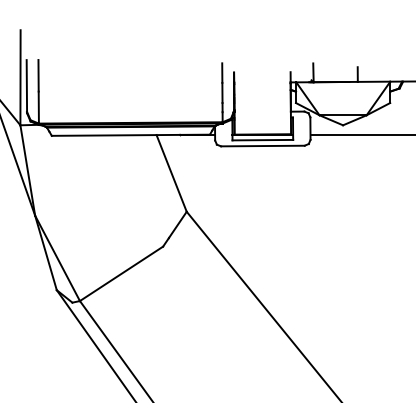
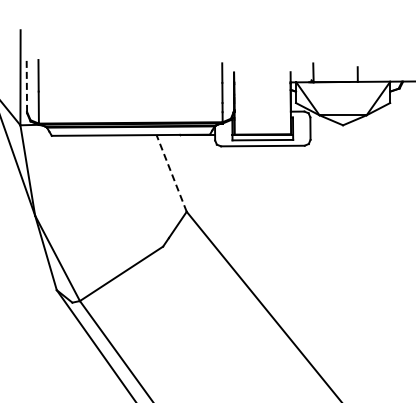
line: solid -> dashed (26, 86)
line: present -> none (361, 135)
line: solid -> dashed (171, 172)
